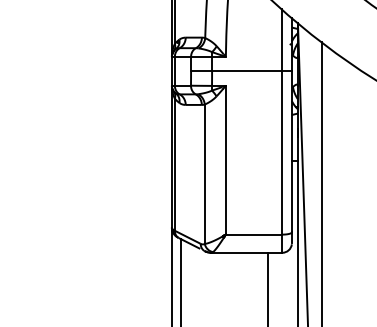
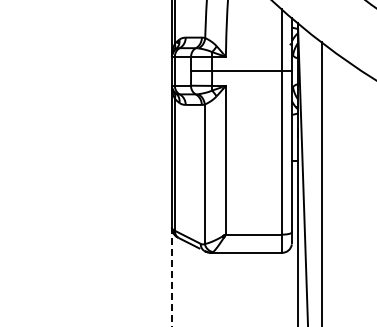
line: solid -> dashed (171, 276)
line: present -> none (181, 281)
line: present -> none (267, 287)
